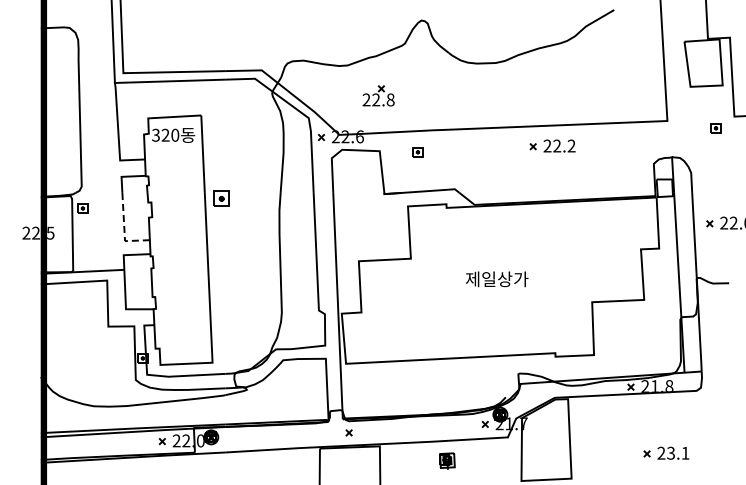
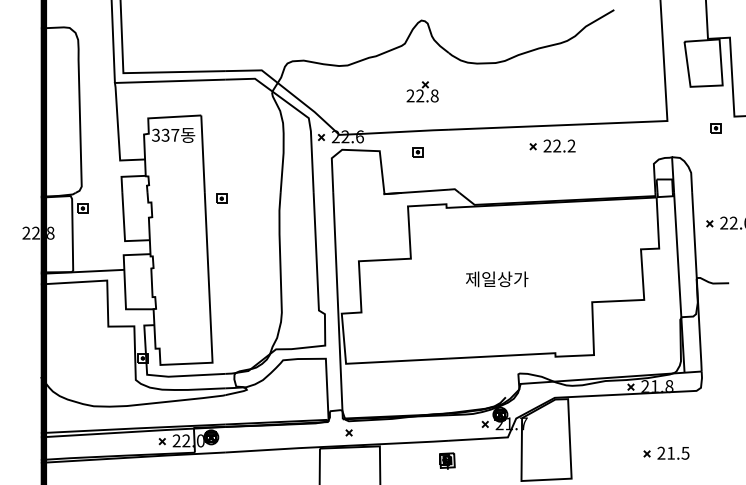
part position: (378, 95) -> (422, 91) (422, 91)
text: 320 -> 337 (170, 134)
part size: 17x17 px -> 12x11 px (221, 198)
line: dashed -> solid (124, 229)
text: 22.5 -> 22.8 (50, 232)
text: 23.1 -> 21.5 (678, 452)
